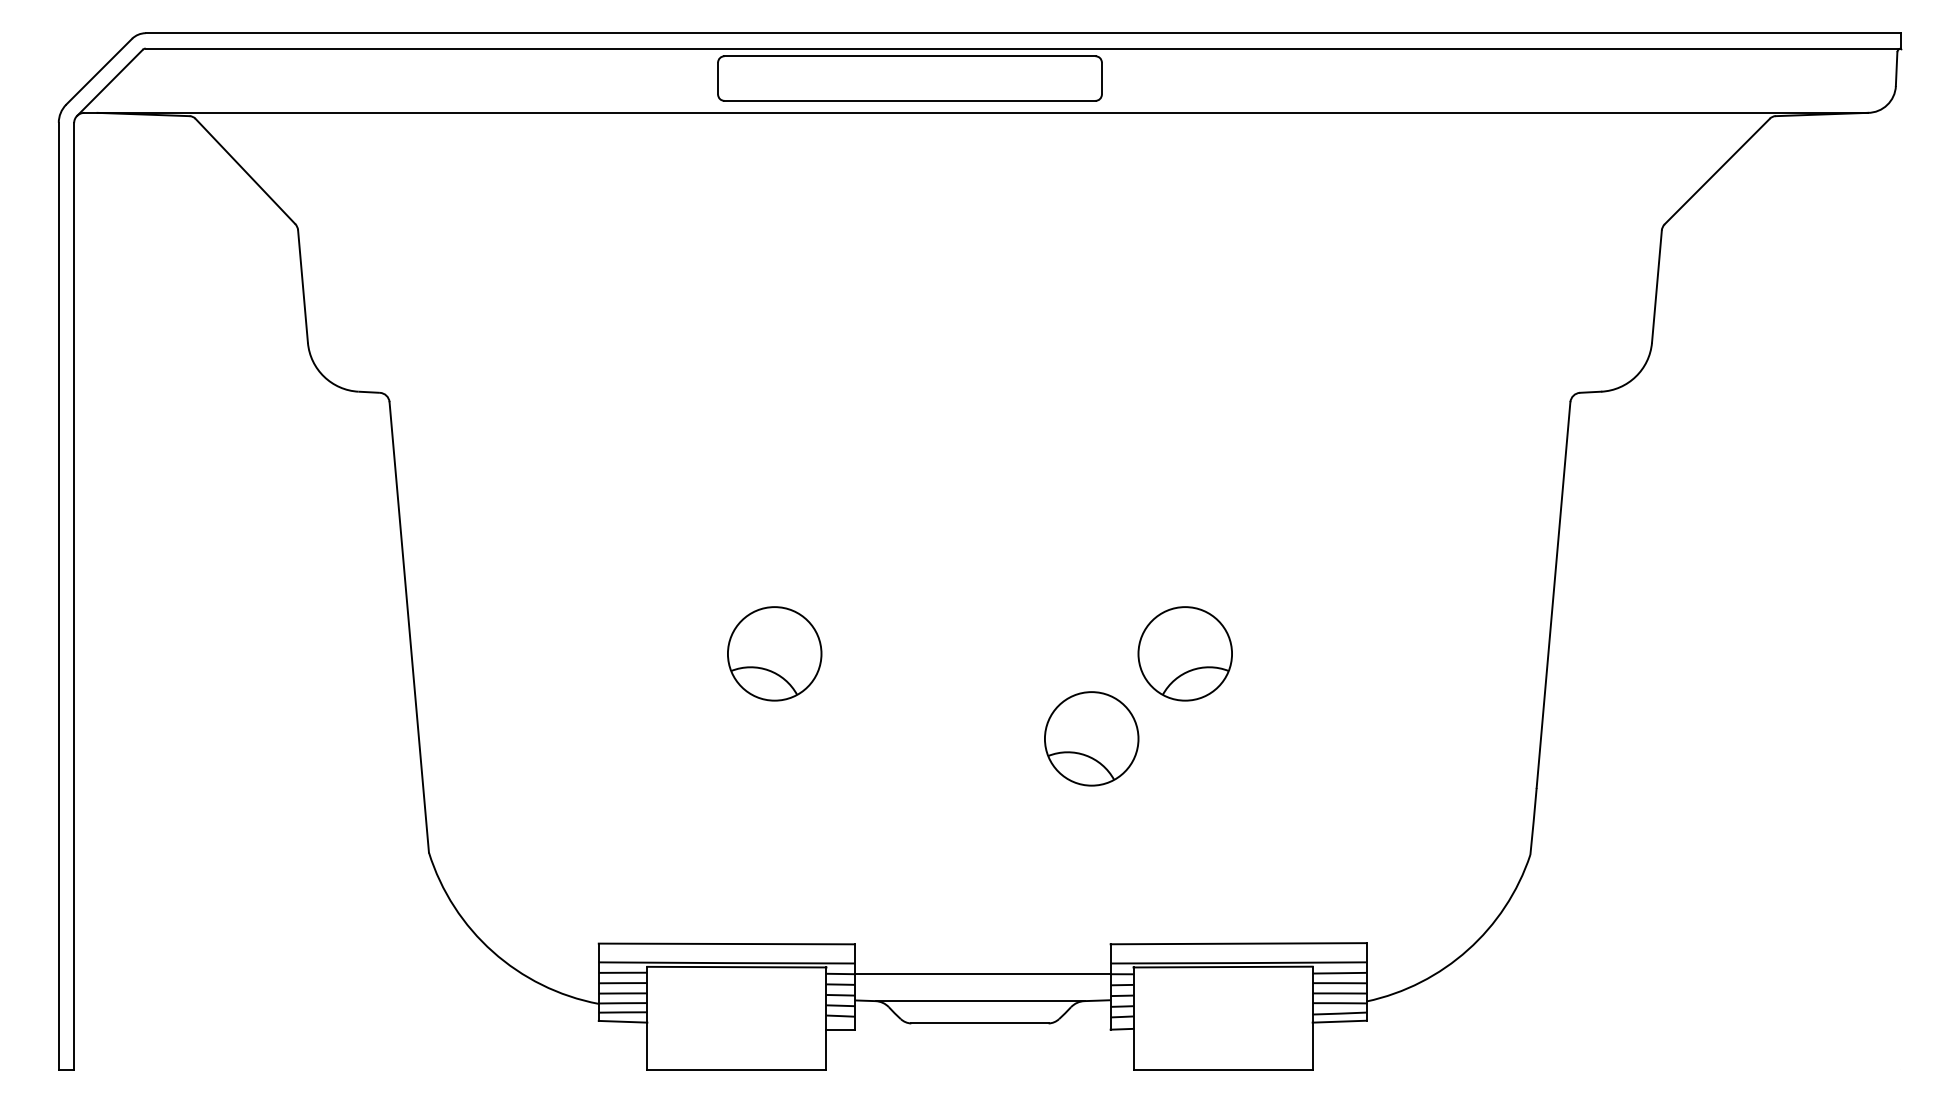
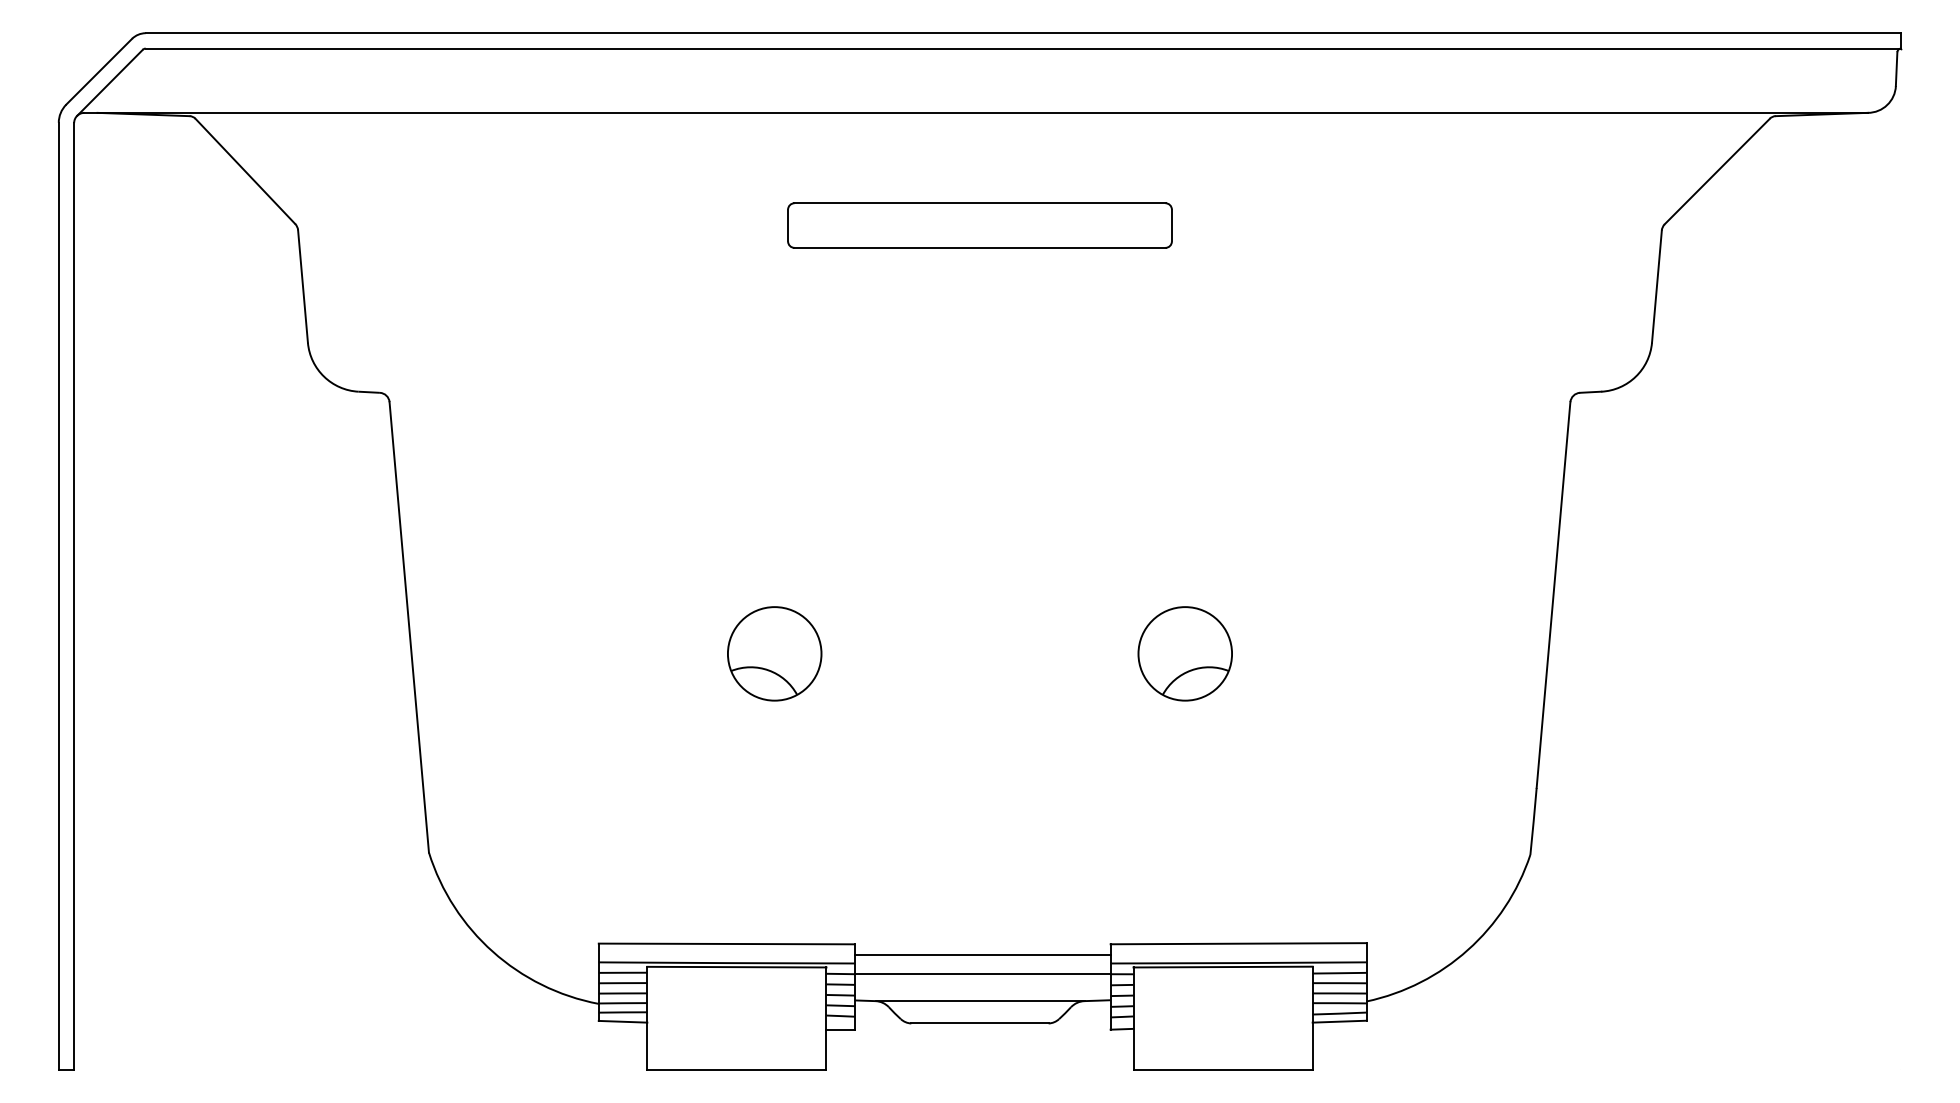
part position: (909, 78) -> (979, 225) (979, 225)
part: present -> none (1091, 738)
line: none -> present (982, 955)
